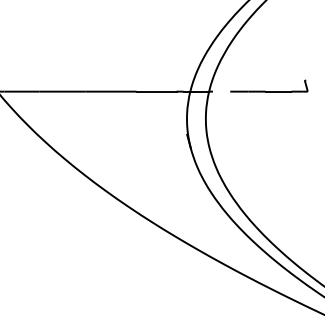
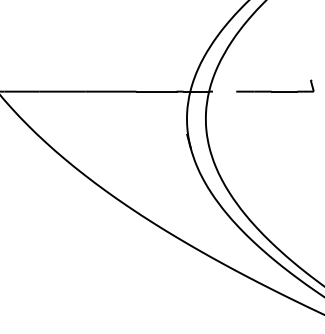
part position: (269, 85) -> (275, 85) (275, 85)
